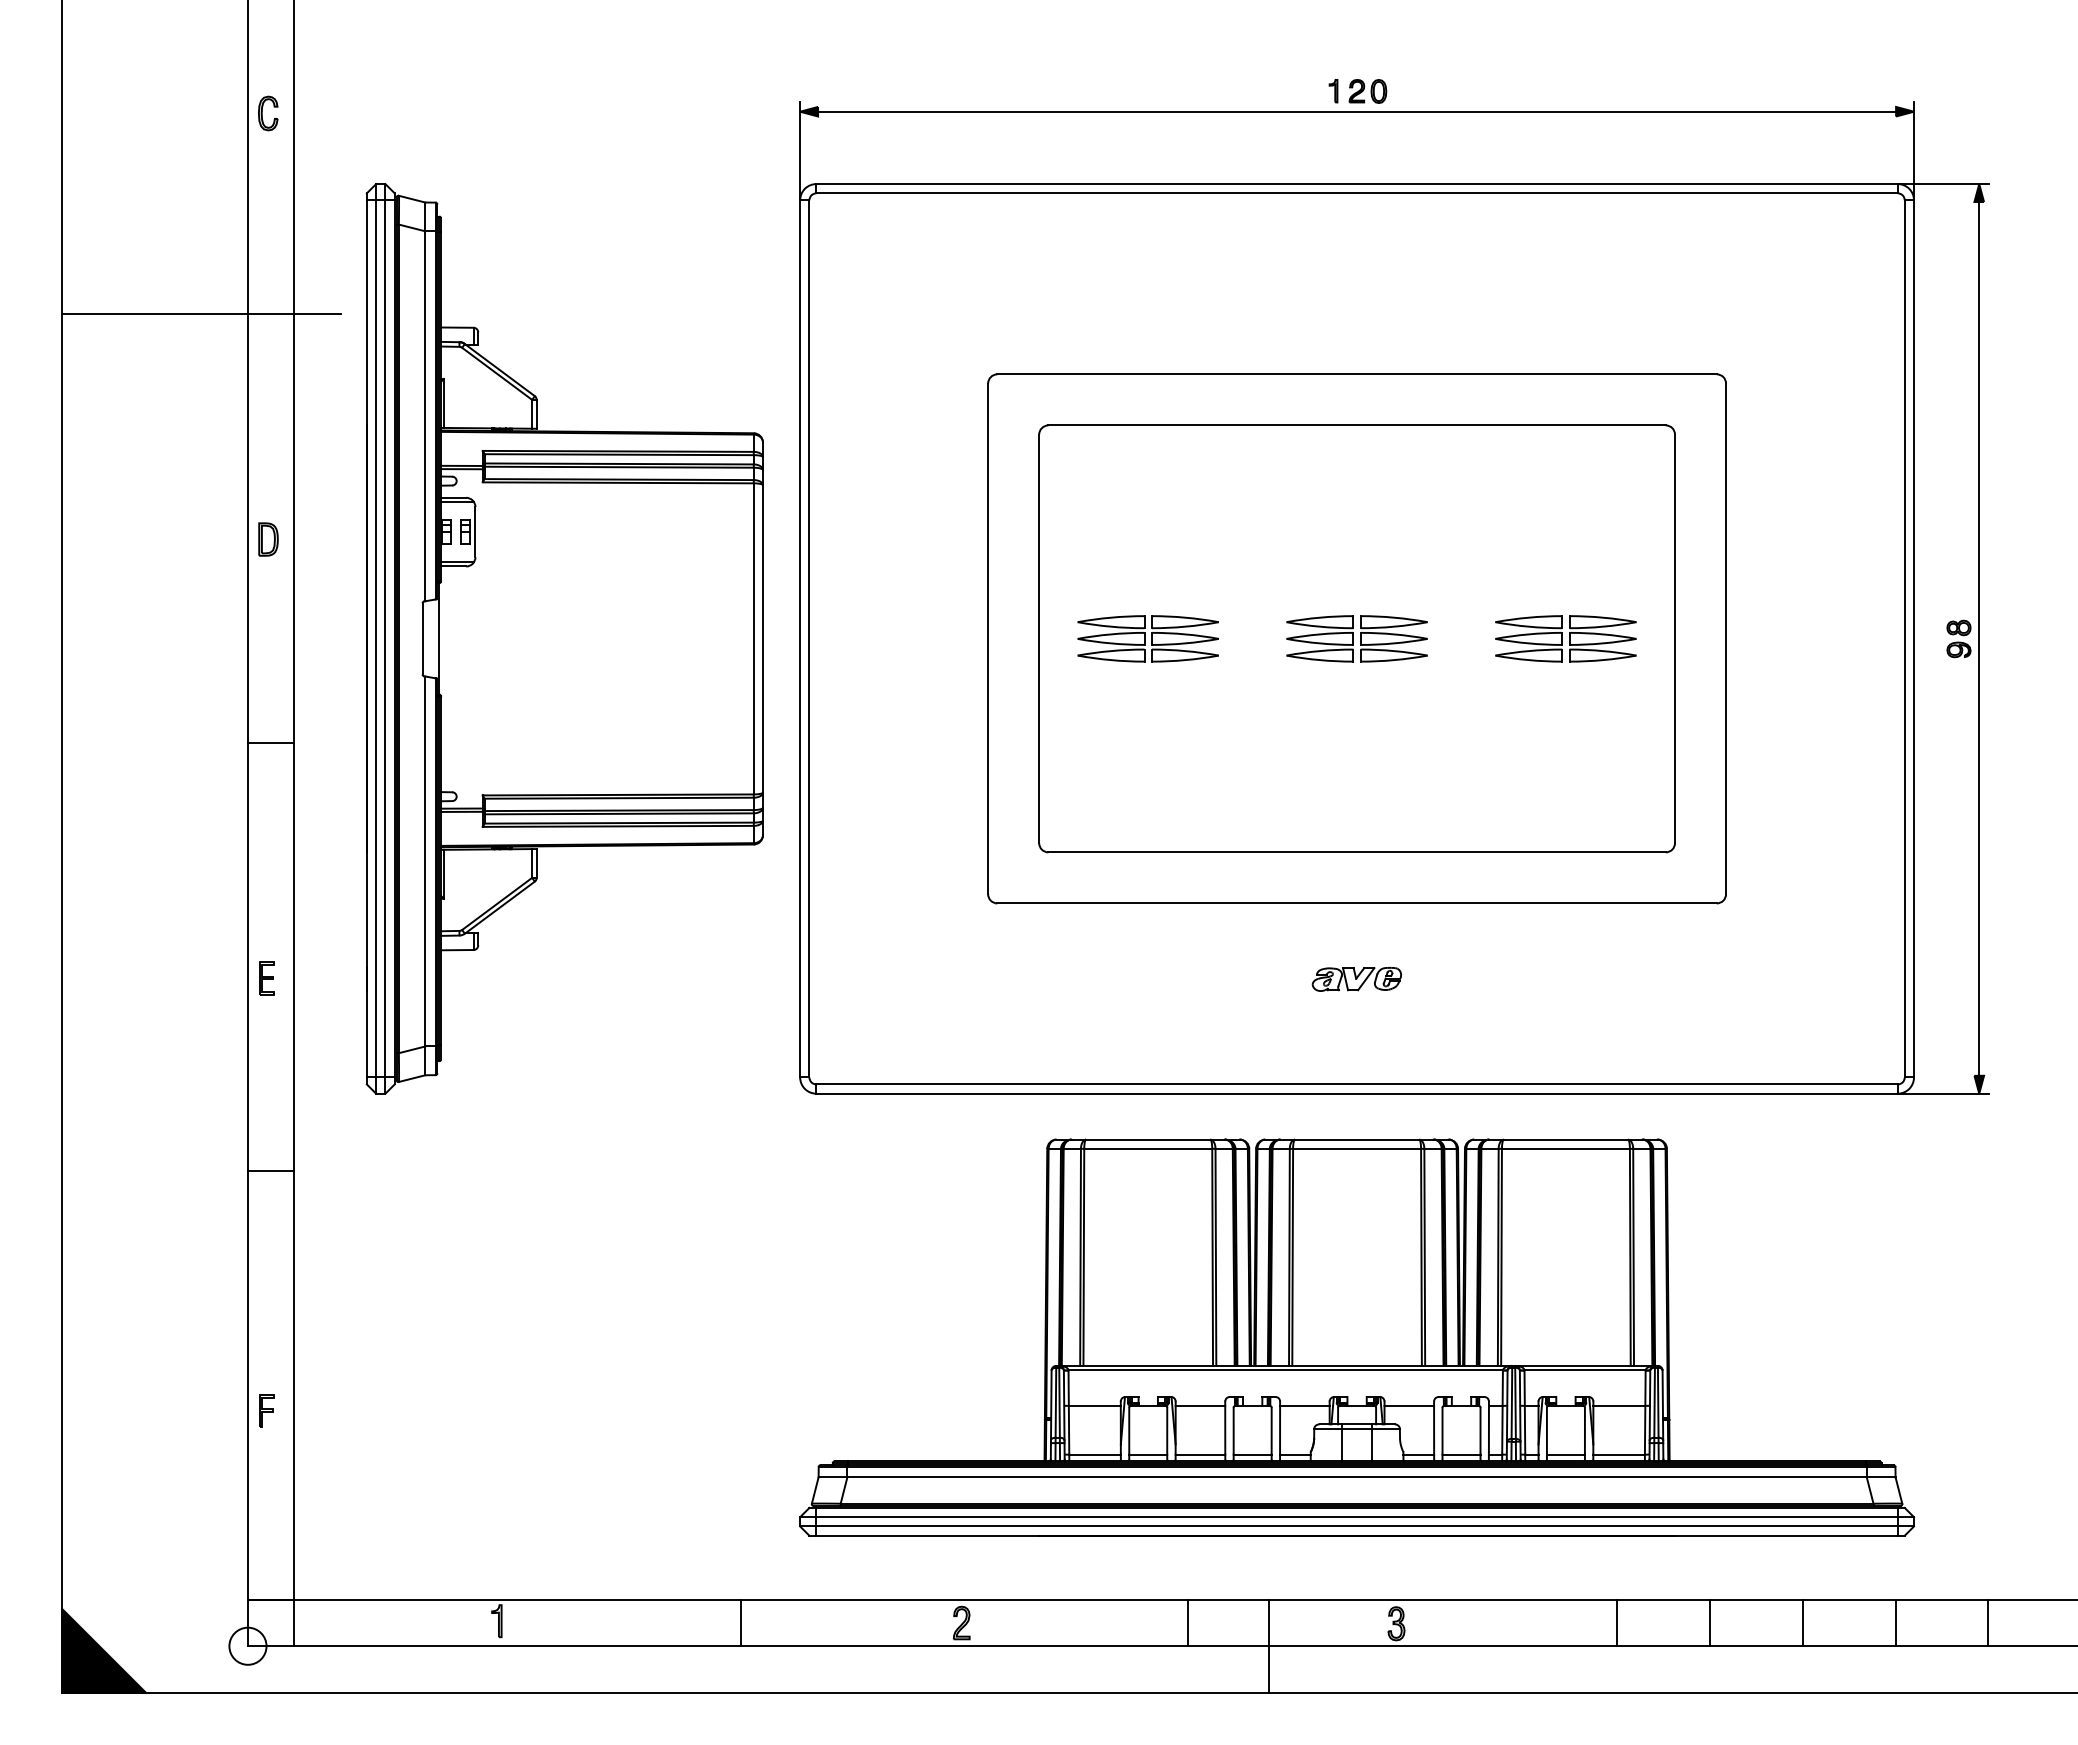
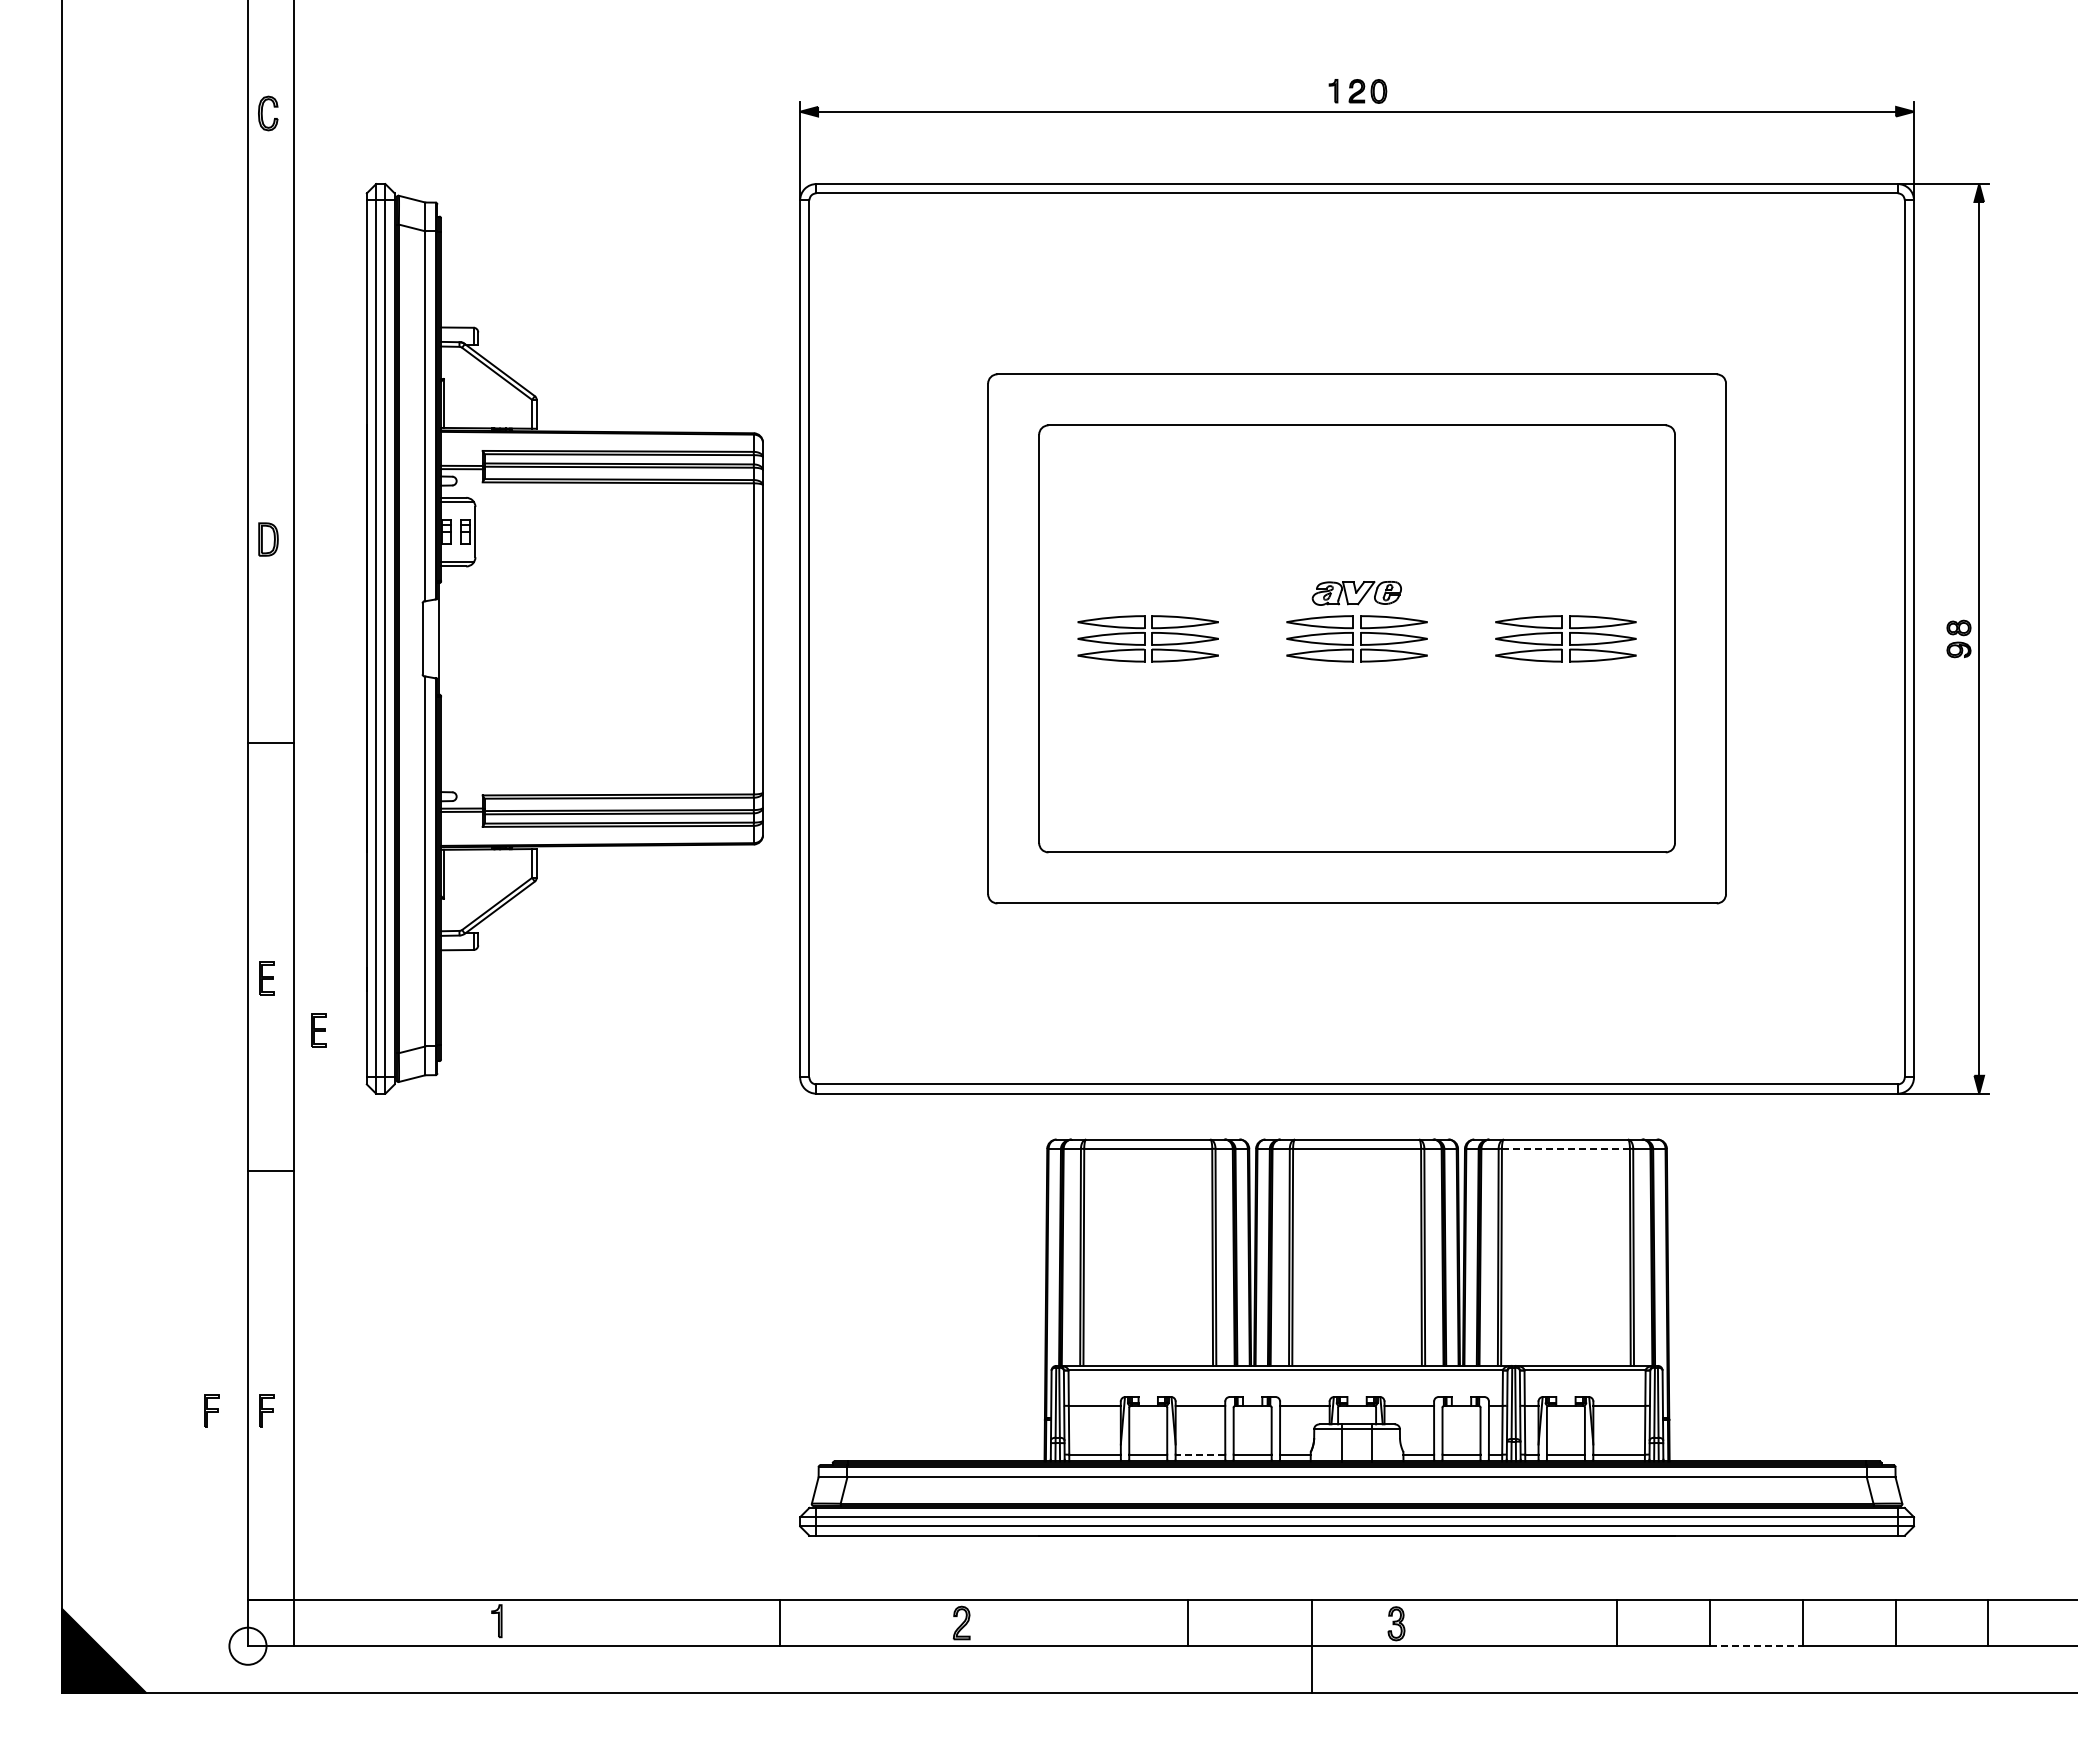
line: present -> none (201, 314)
part position: (1356, 979) -> (1356, 593) (1356, 593)
part: none -> present (318, 1030)
line: solid -> dashed (1565, 1148)
part: none -> present (211, 1410)
line: solid -> dashed (1200, 1454)
line position: (741, 1622) -> (780, 1622) (780, 1622)
line position: (1269, 1645) -> (1312, 1645) (1312, 1645)
line: solid -> dashed (1756, 1646)
